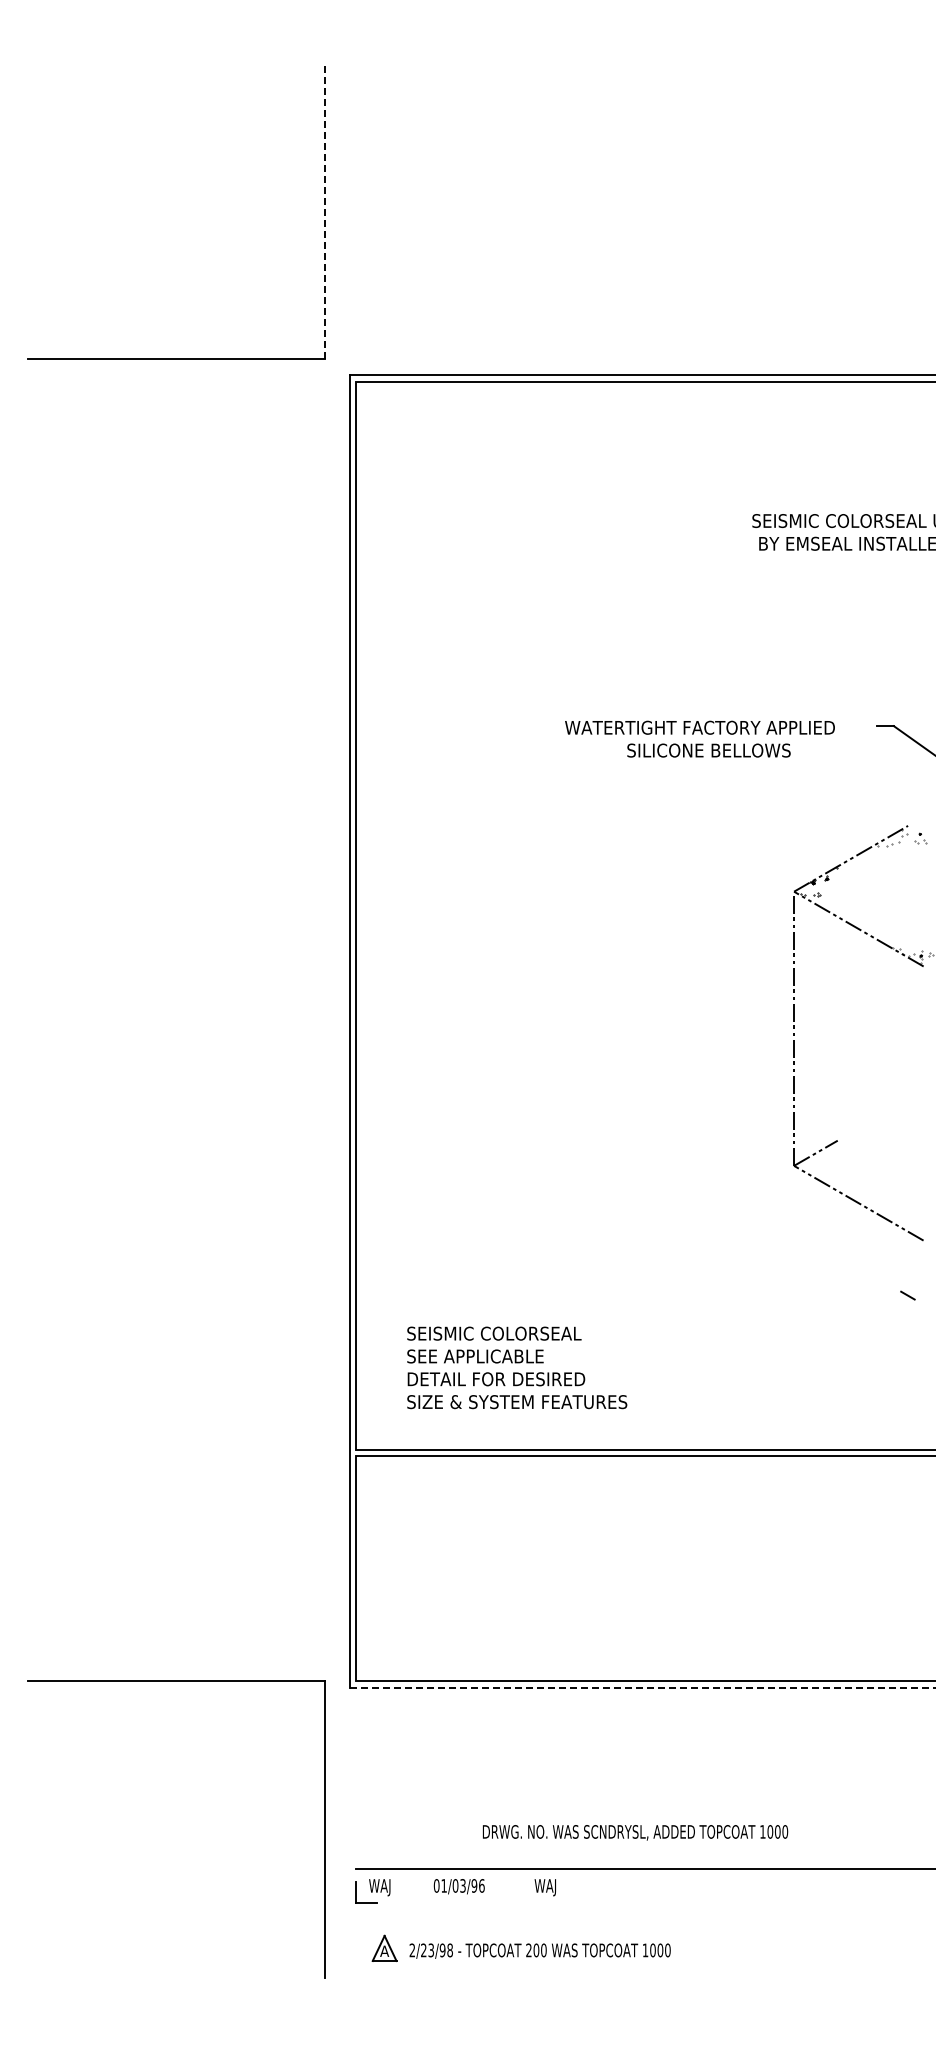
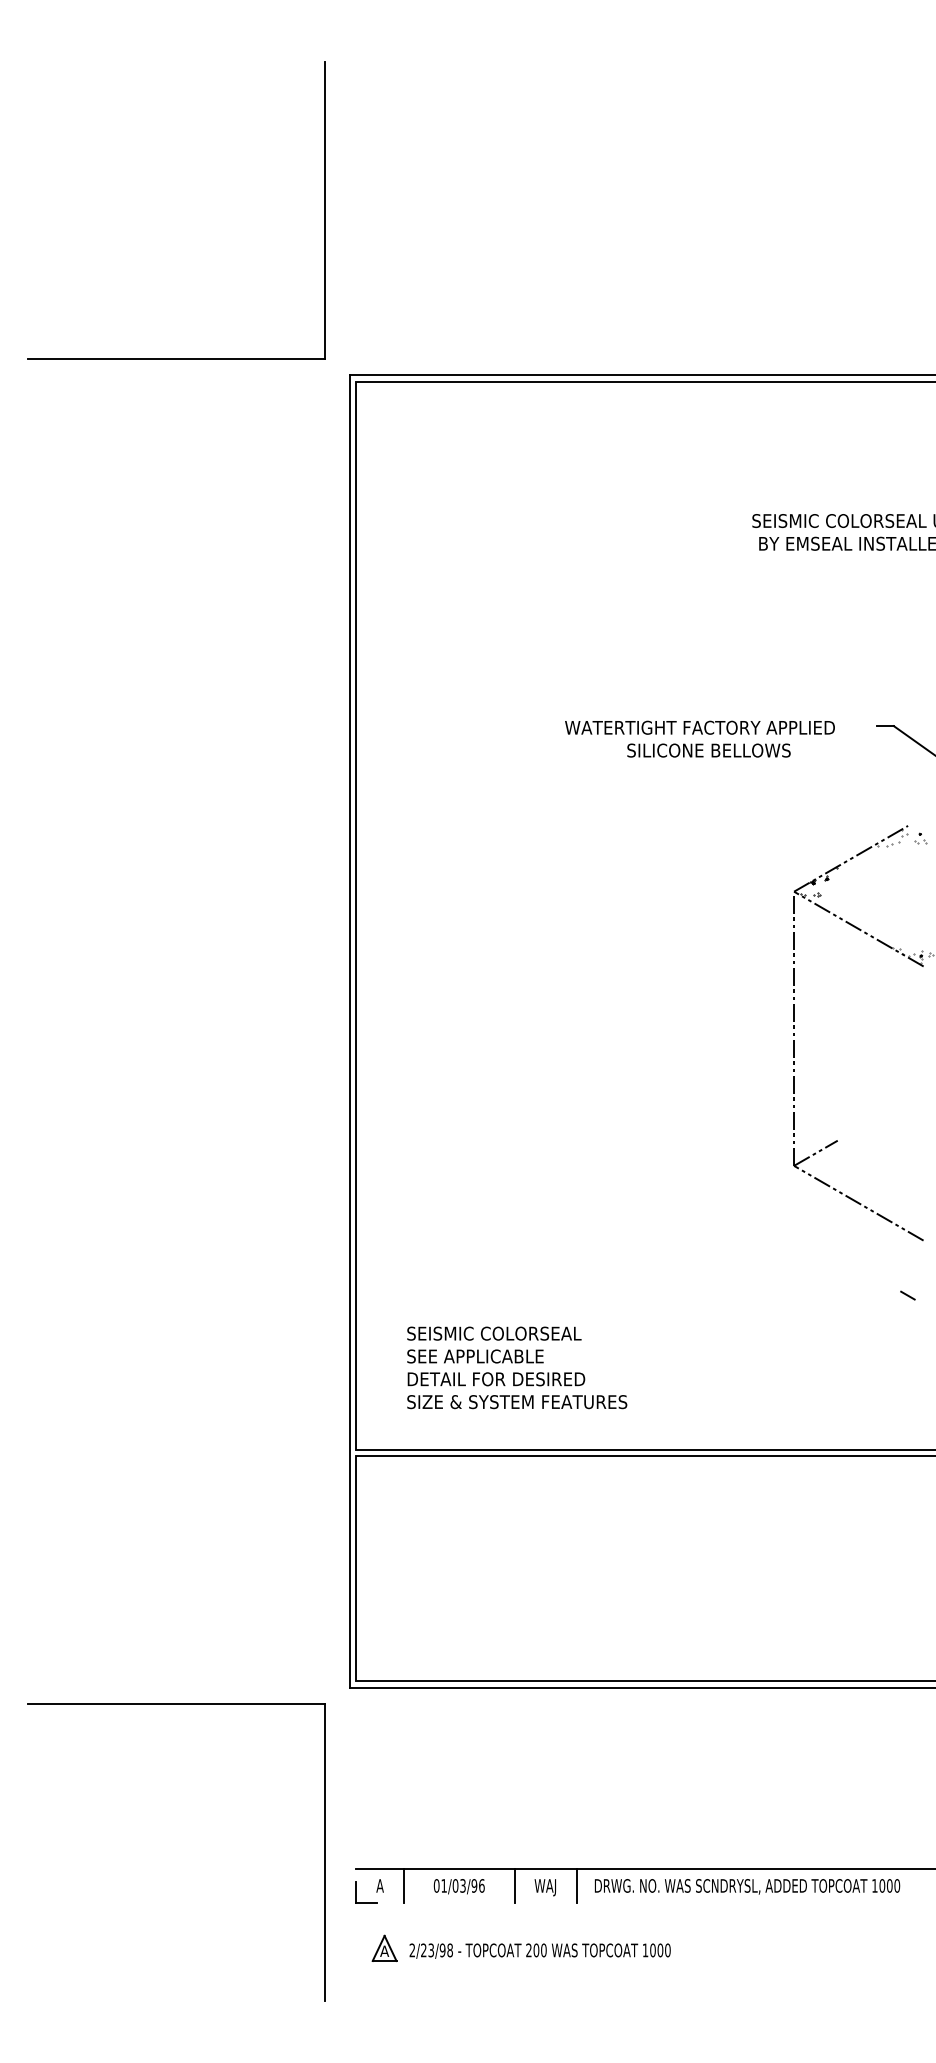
line: dashed -> solid (324, 209)
part position: (176, 1681) -> (176, 1704) (176, 1704)
line: dashed -> solid (642, 1687)
text position: (635, 1832) -> (747, 1886) (747, 1886)
line: none -> present (403, 1885)
line: none -> present (514, 1885)
line: none -> present (576, 1885)
text: WAJ -> A (379, 1887)
